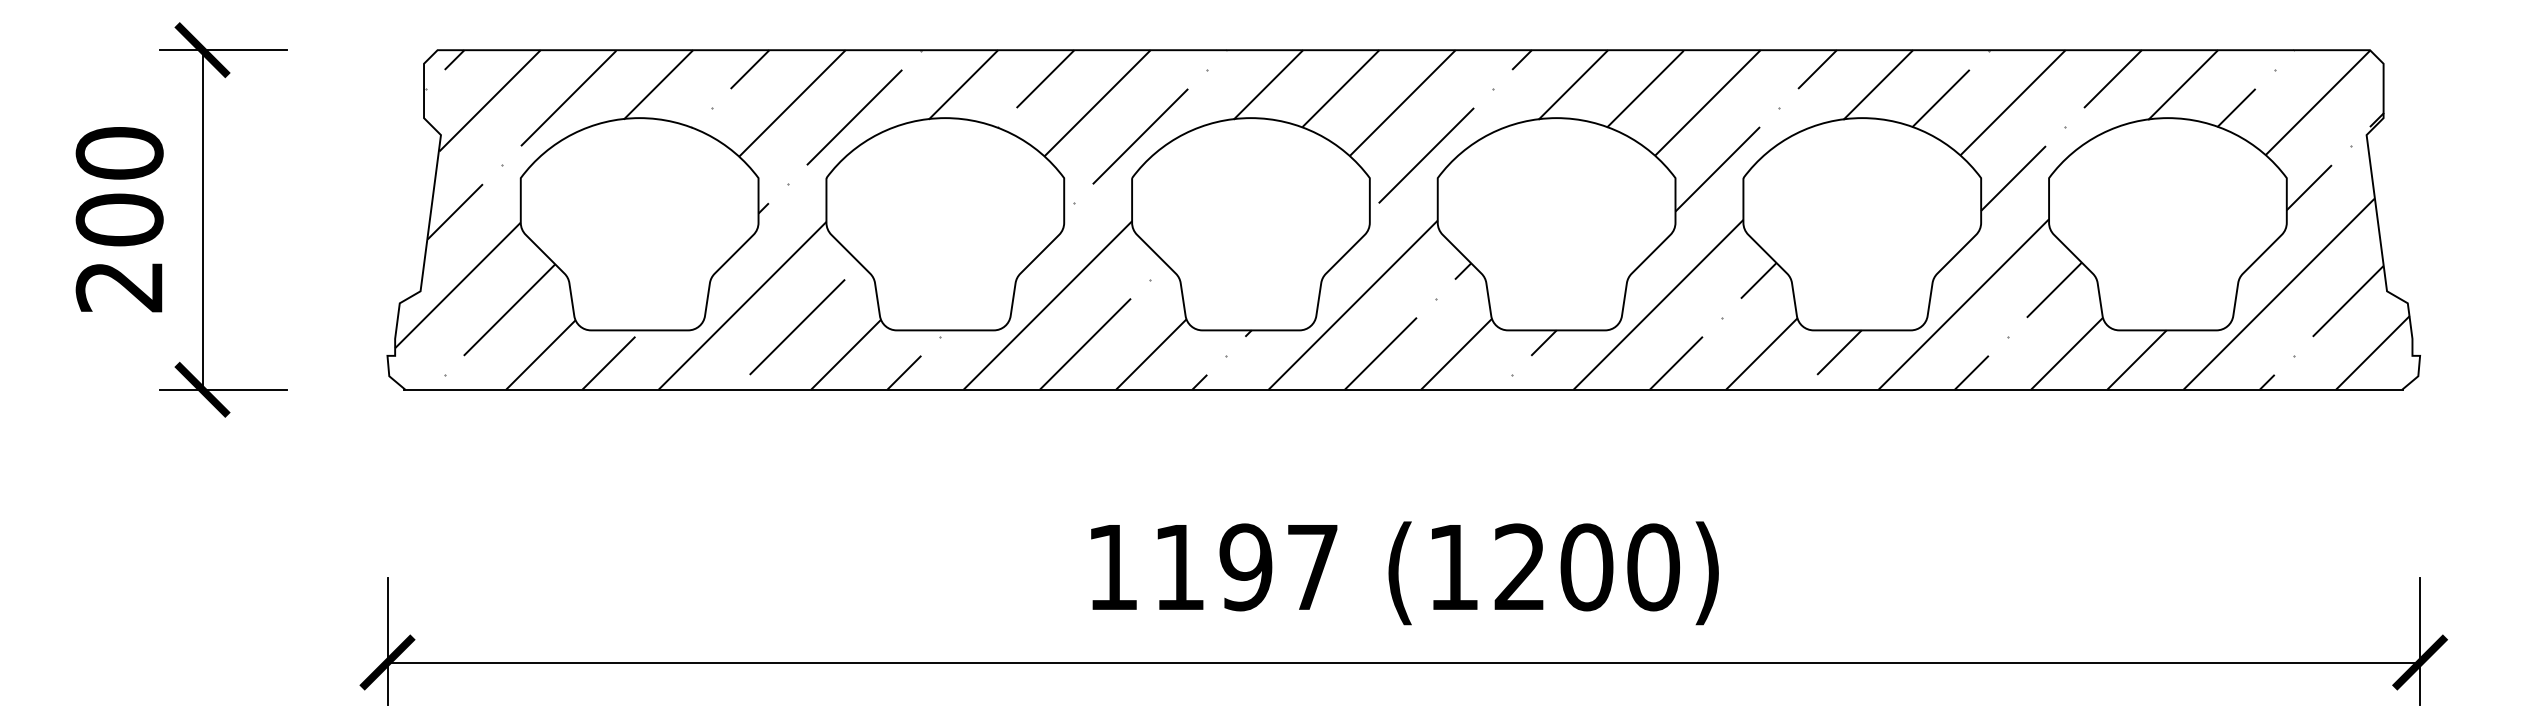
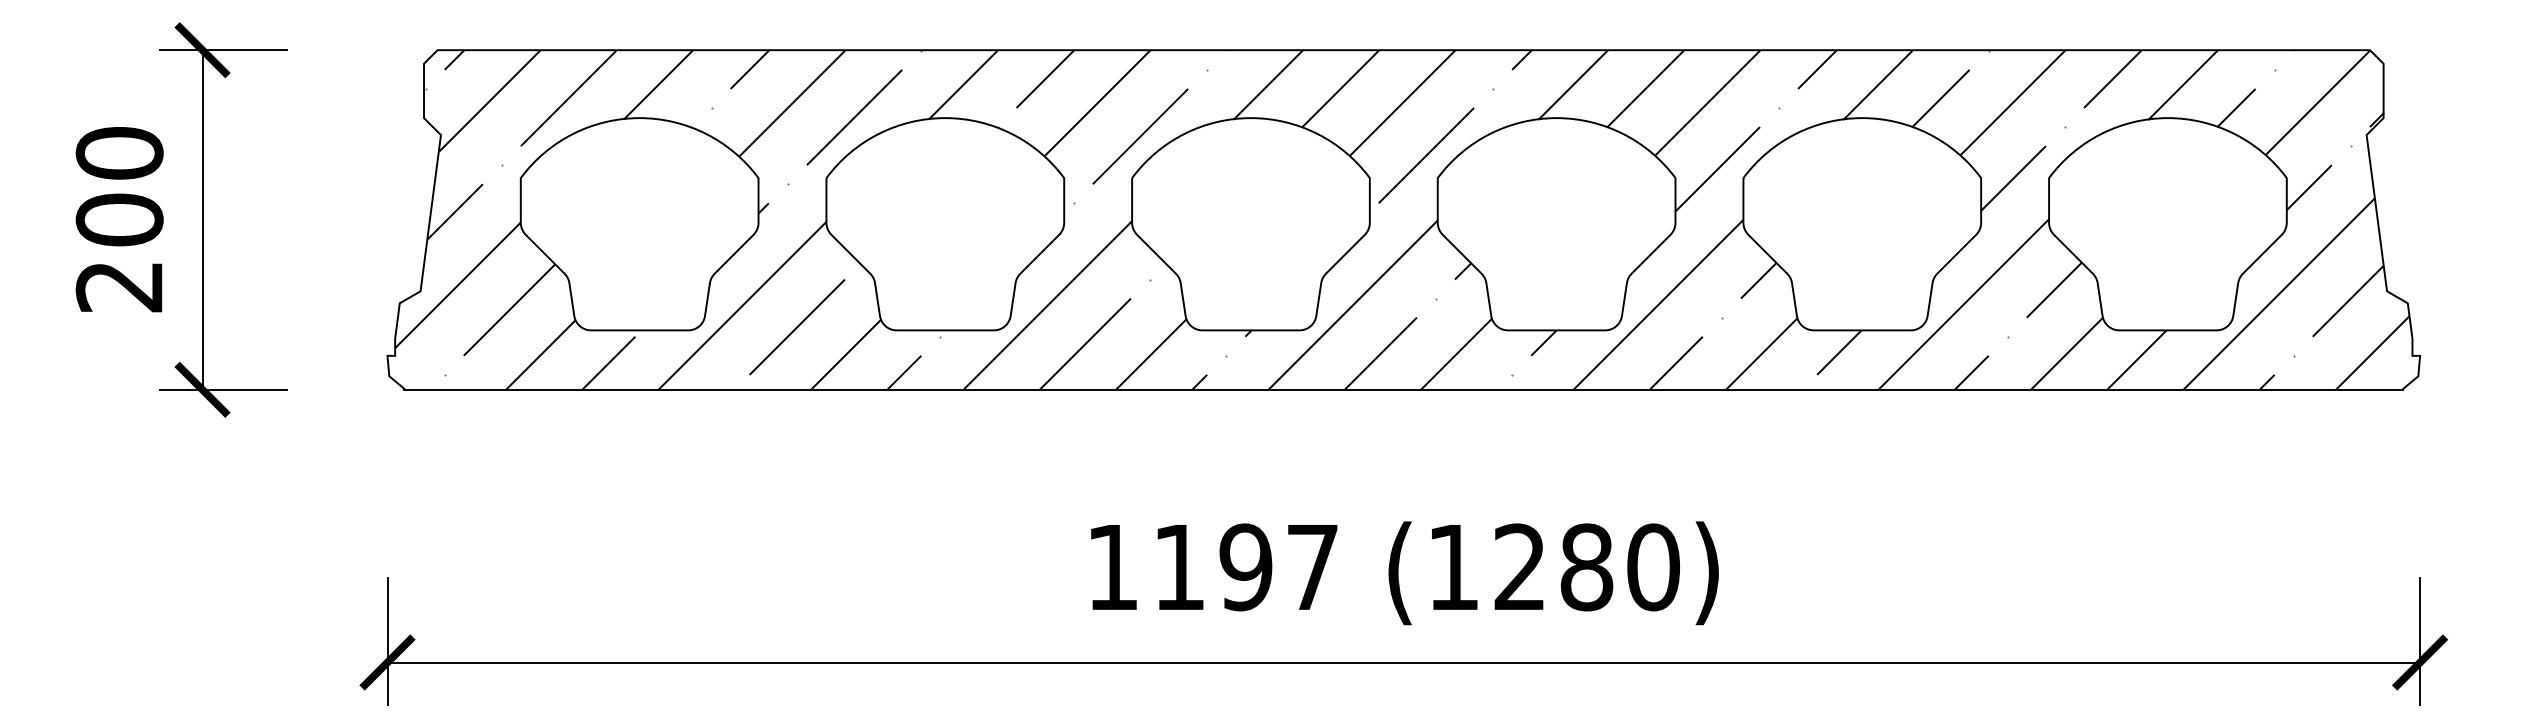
text: (1200) -> (1280) (1586, 567)
